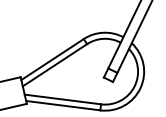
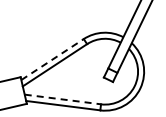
line: solid -> dashed (52, 59)
line: solid -> dashed (63, 99)
